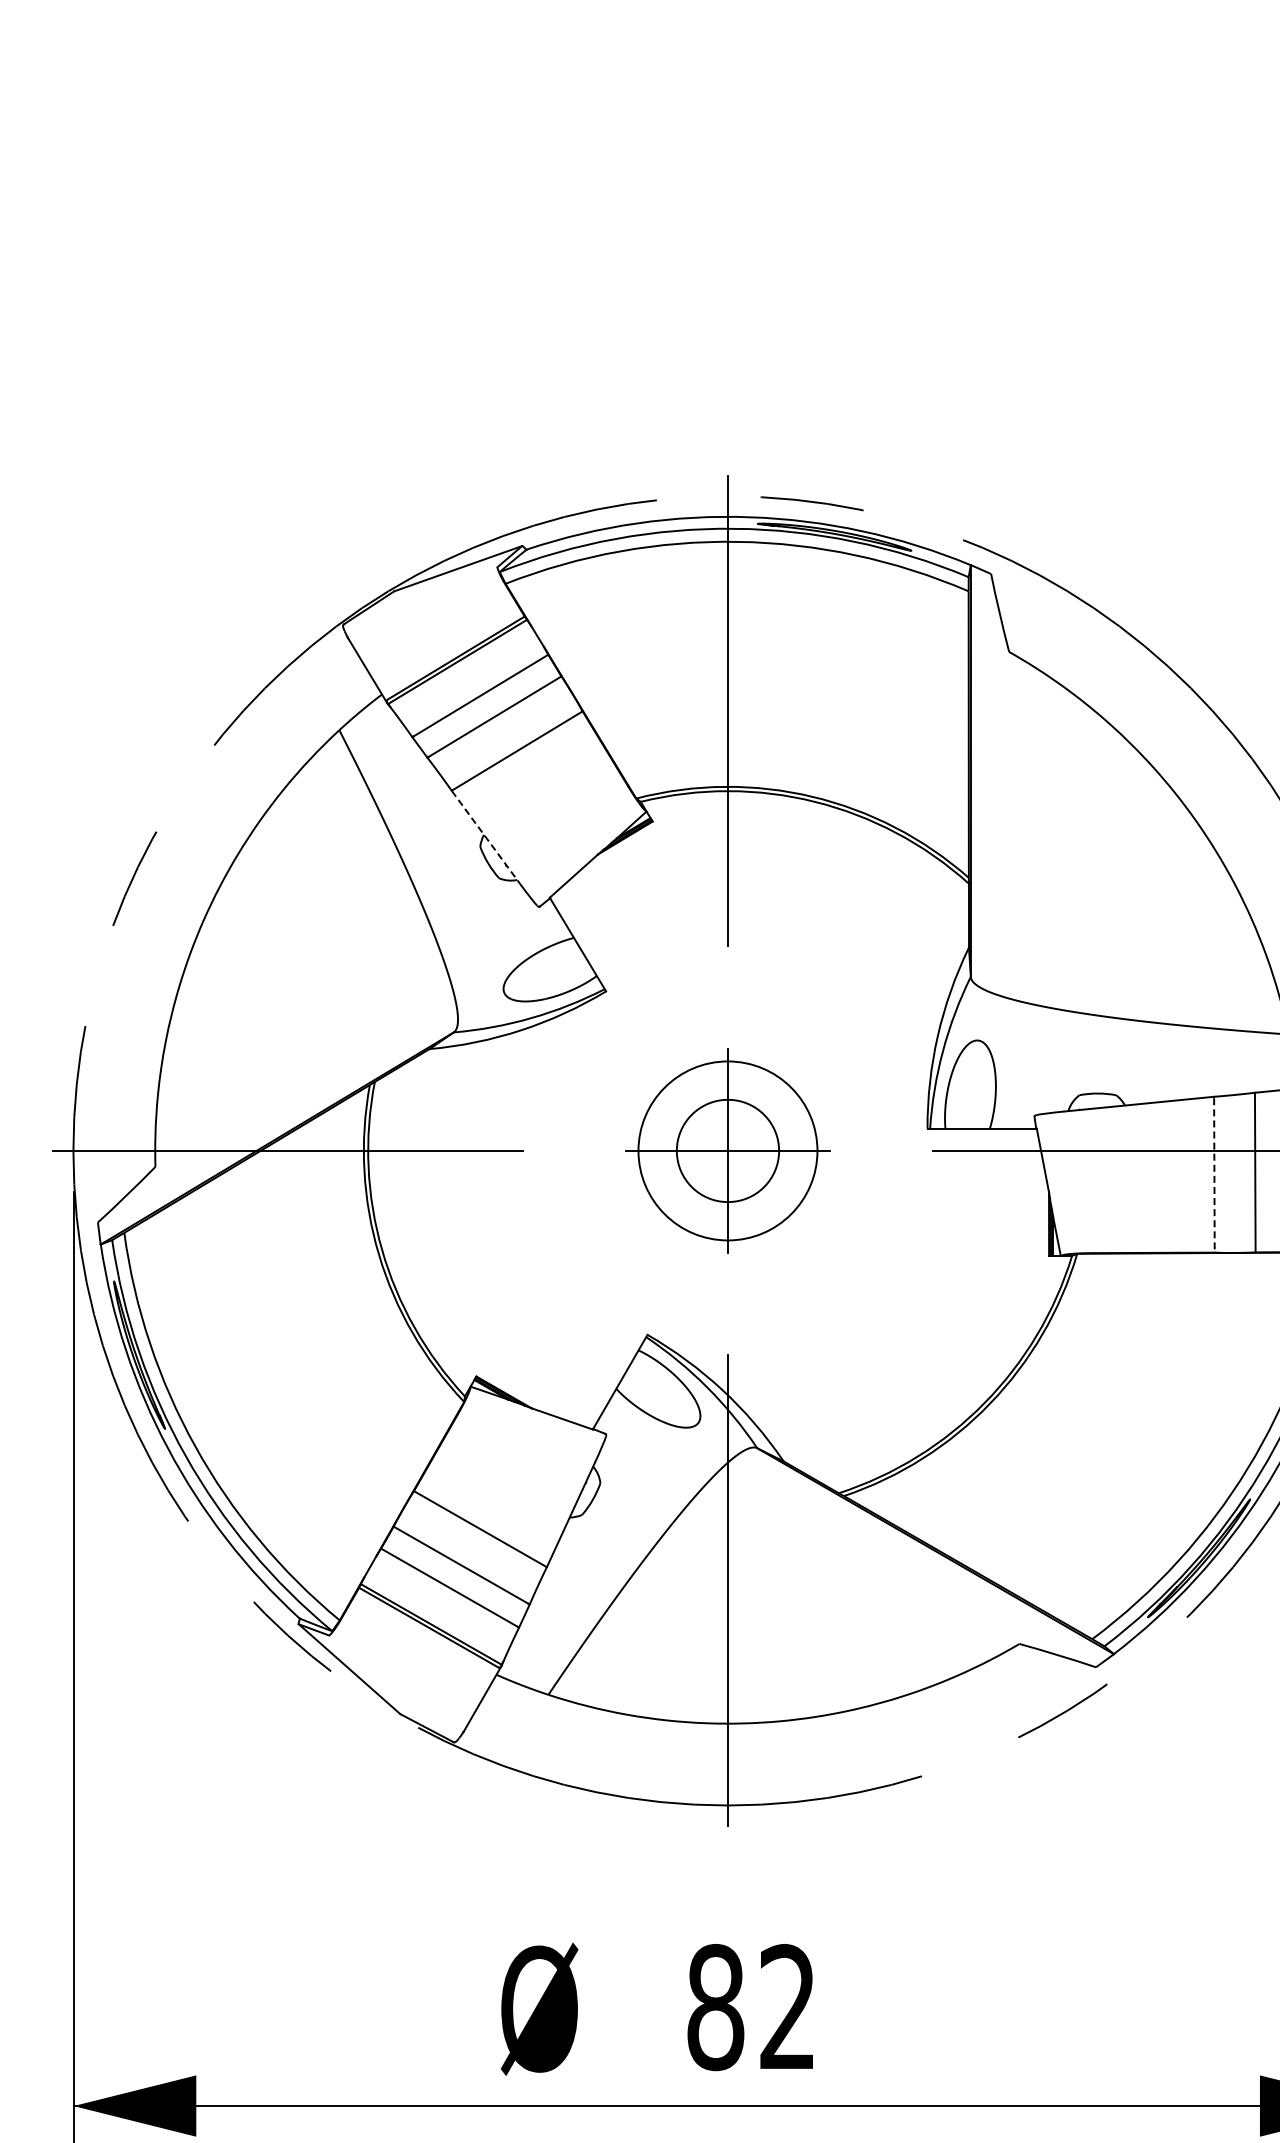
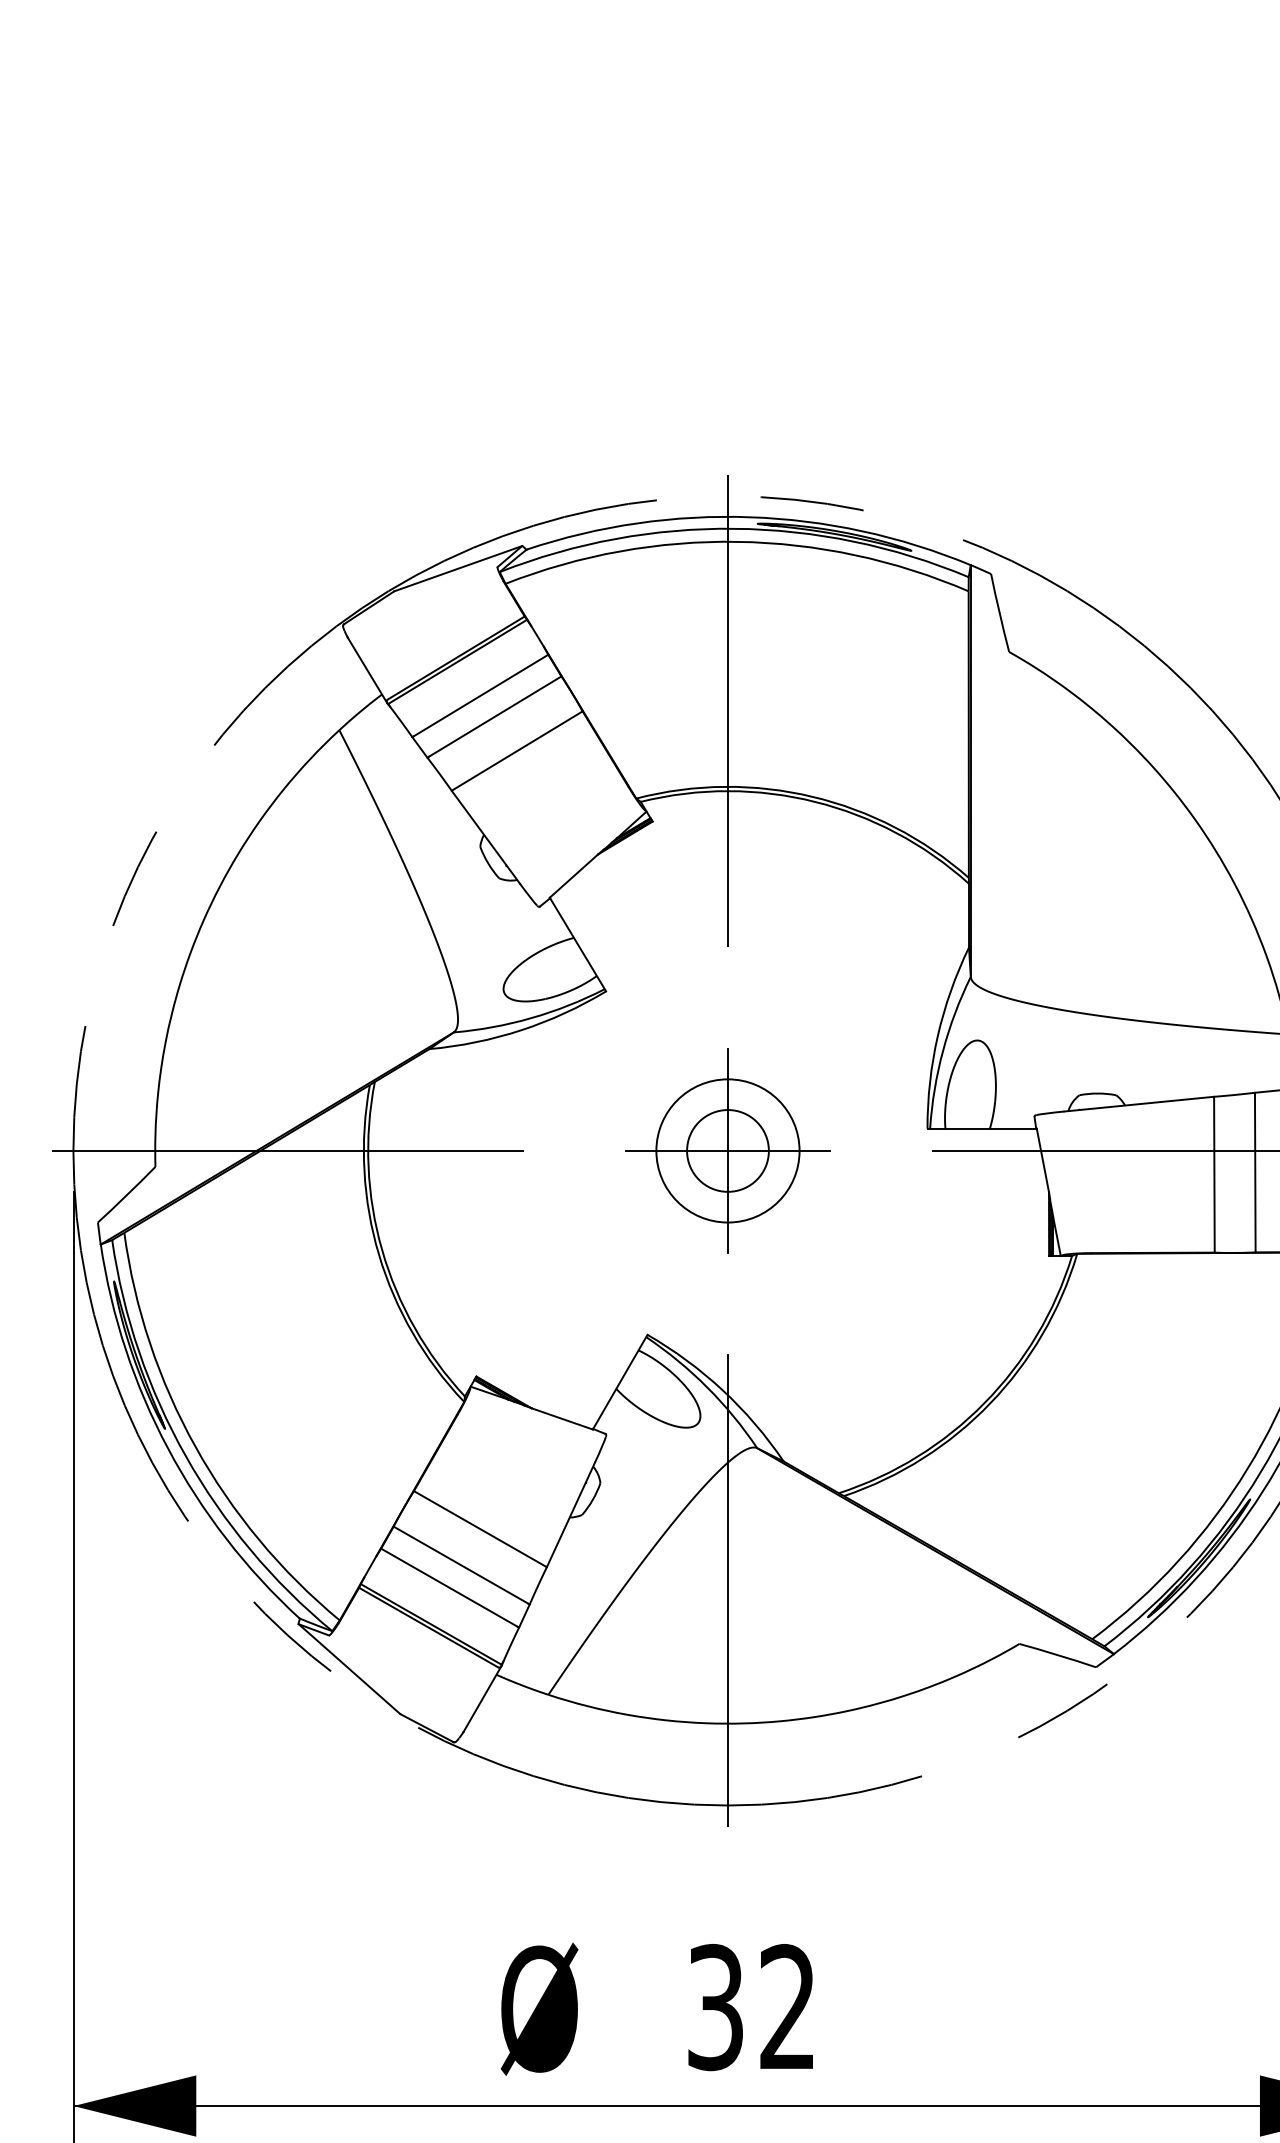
line: dashed -> solid (486, 837)
circle diameter: 102 px -> 82 px (727, 1150)
circle diameter: 179 px -> 143 px (727, 1150)
line: dashed -> solid (1214, 1175)
text: 82 -> 32 (715, 2007)
